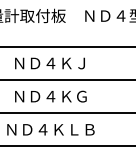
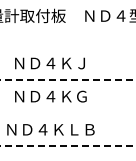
line: present -> none (67, 46)
line: solid -> dashed (67, 80)
line: present -> none (67, 113)
line: solid -> dashed (67, 146)
